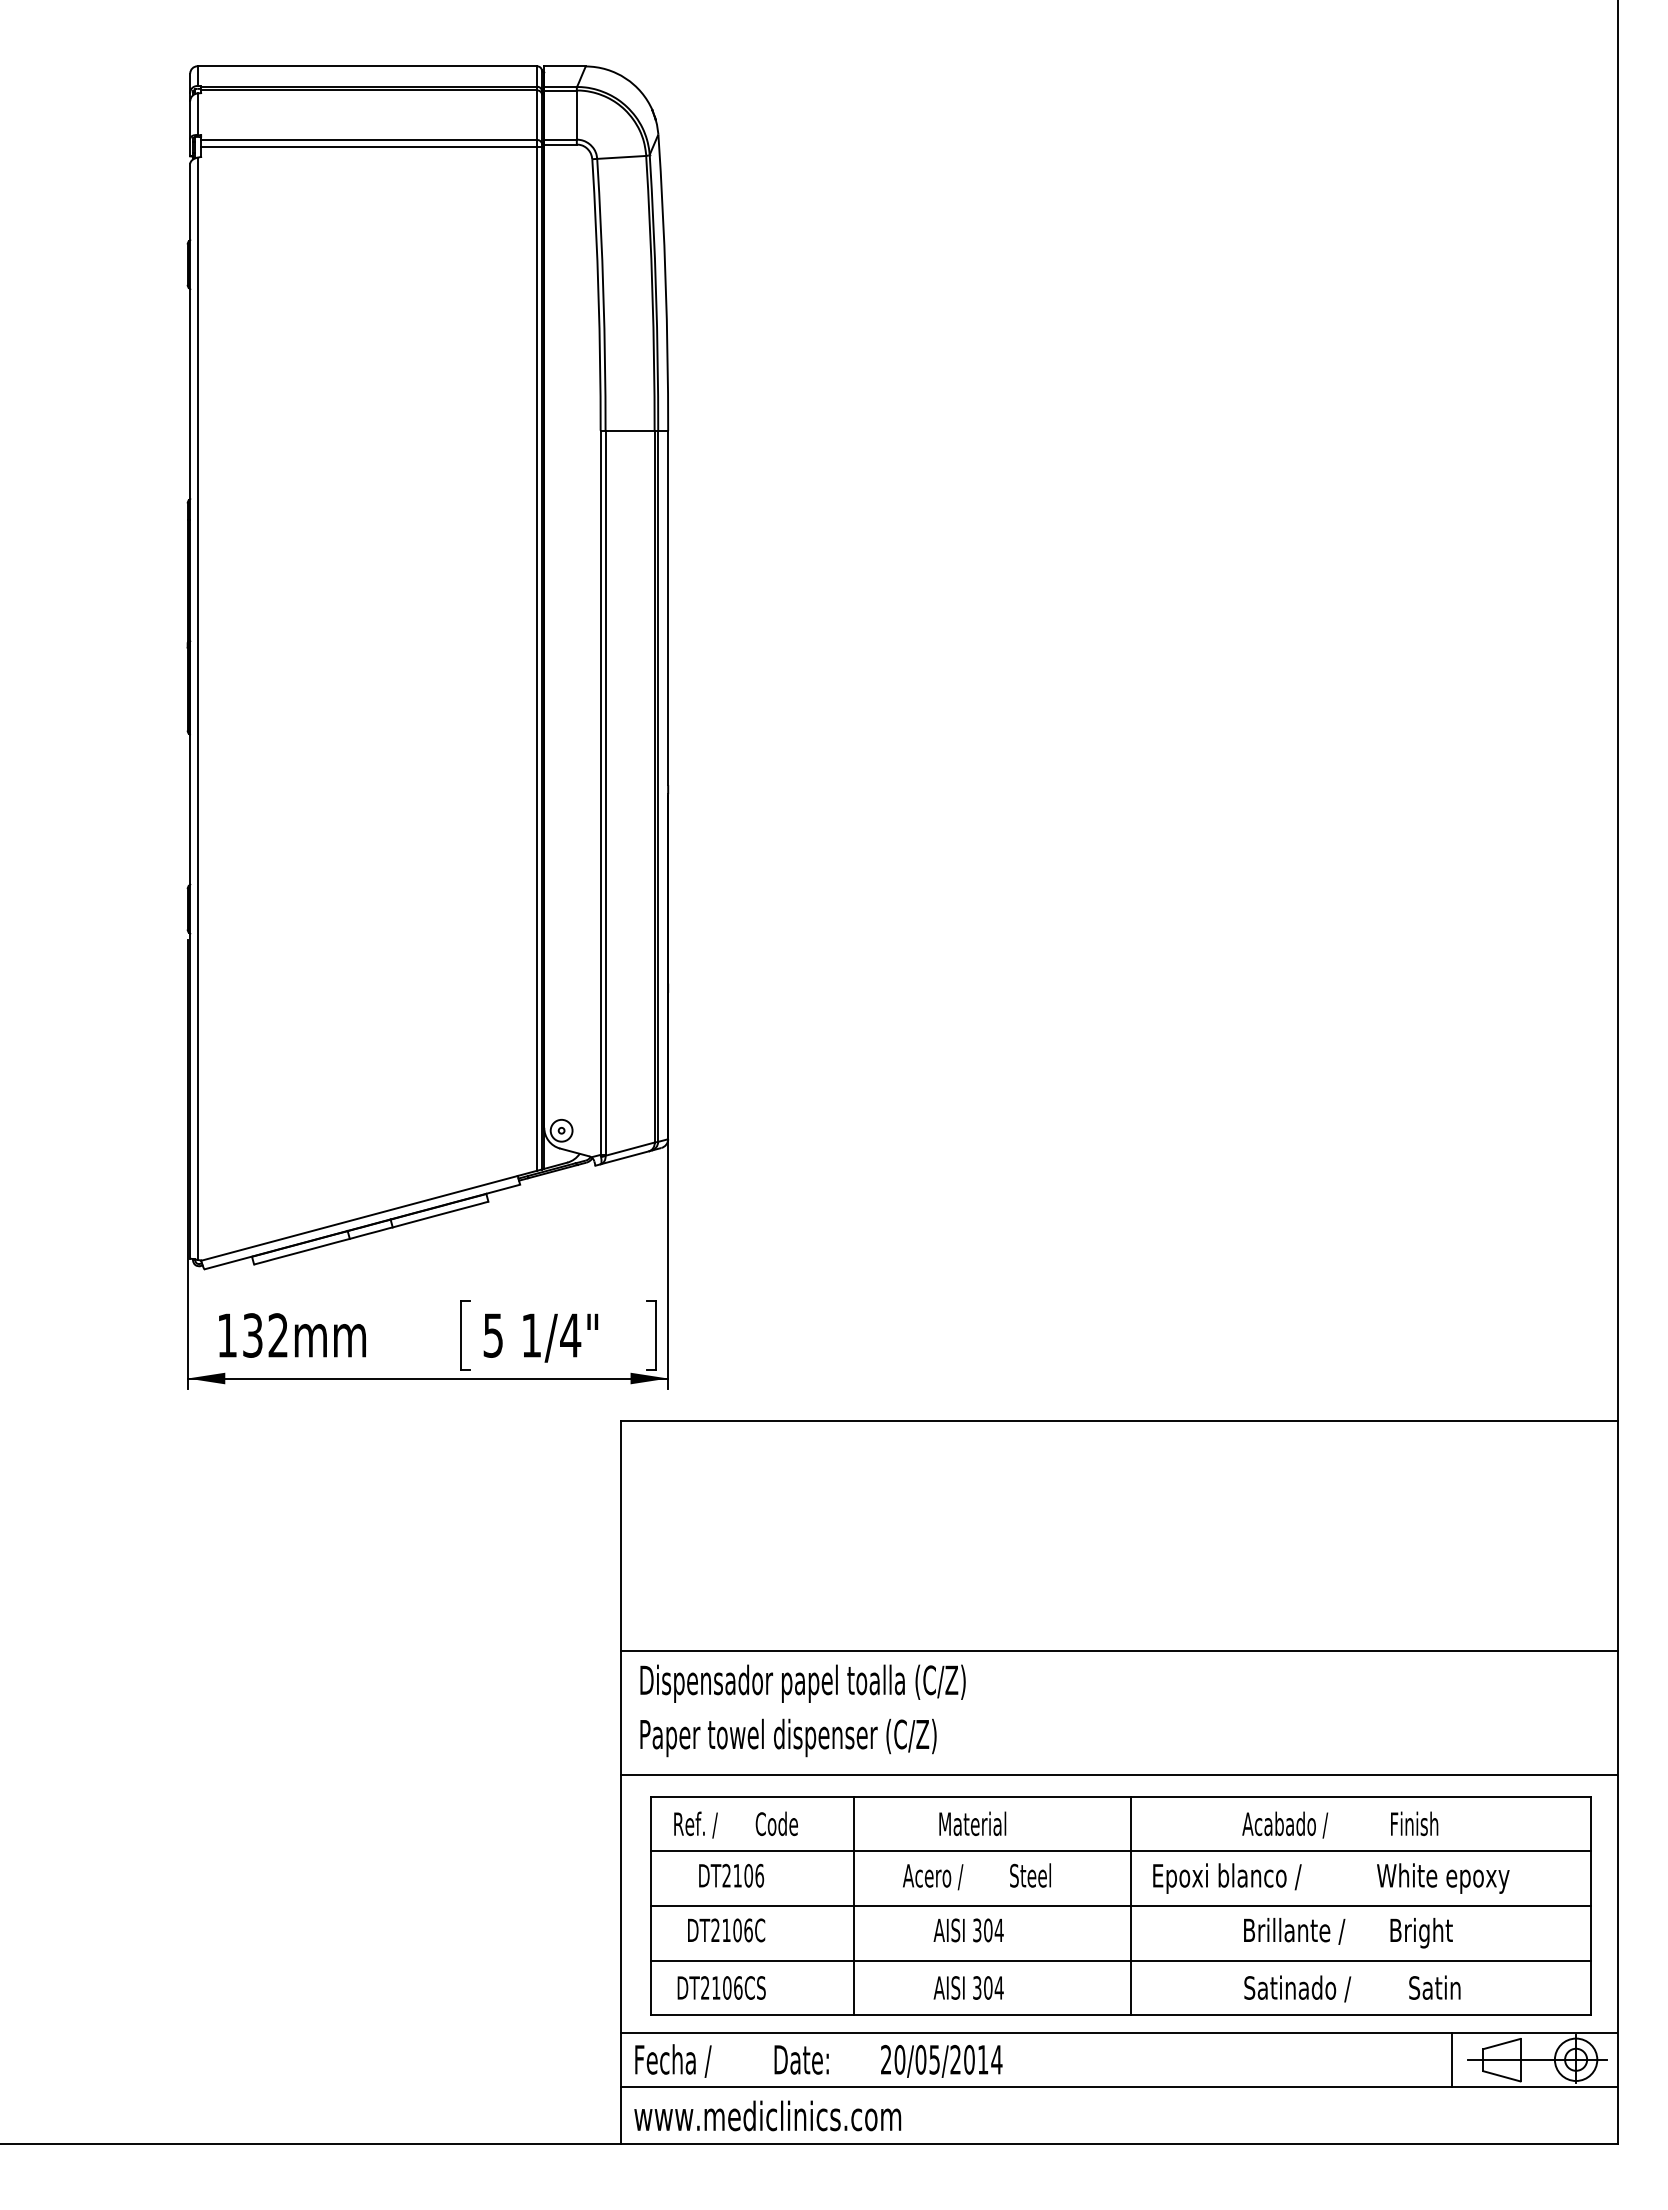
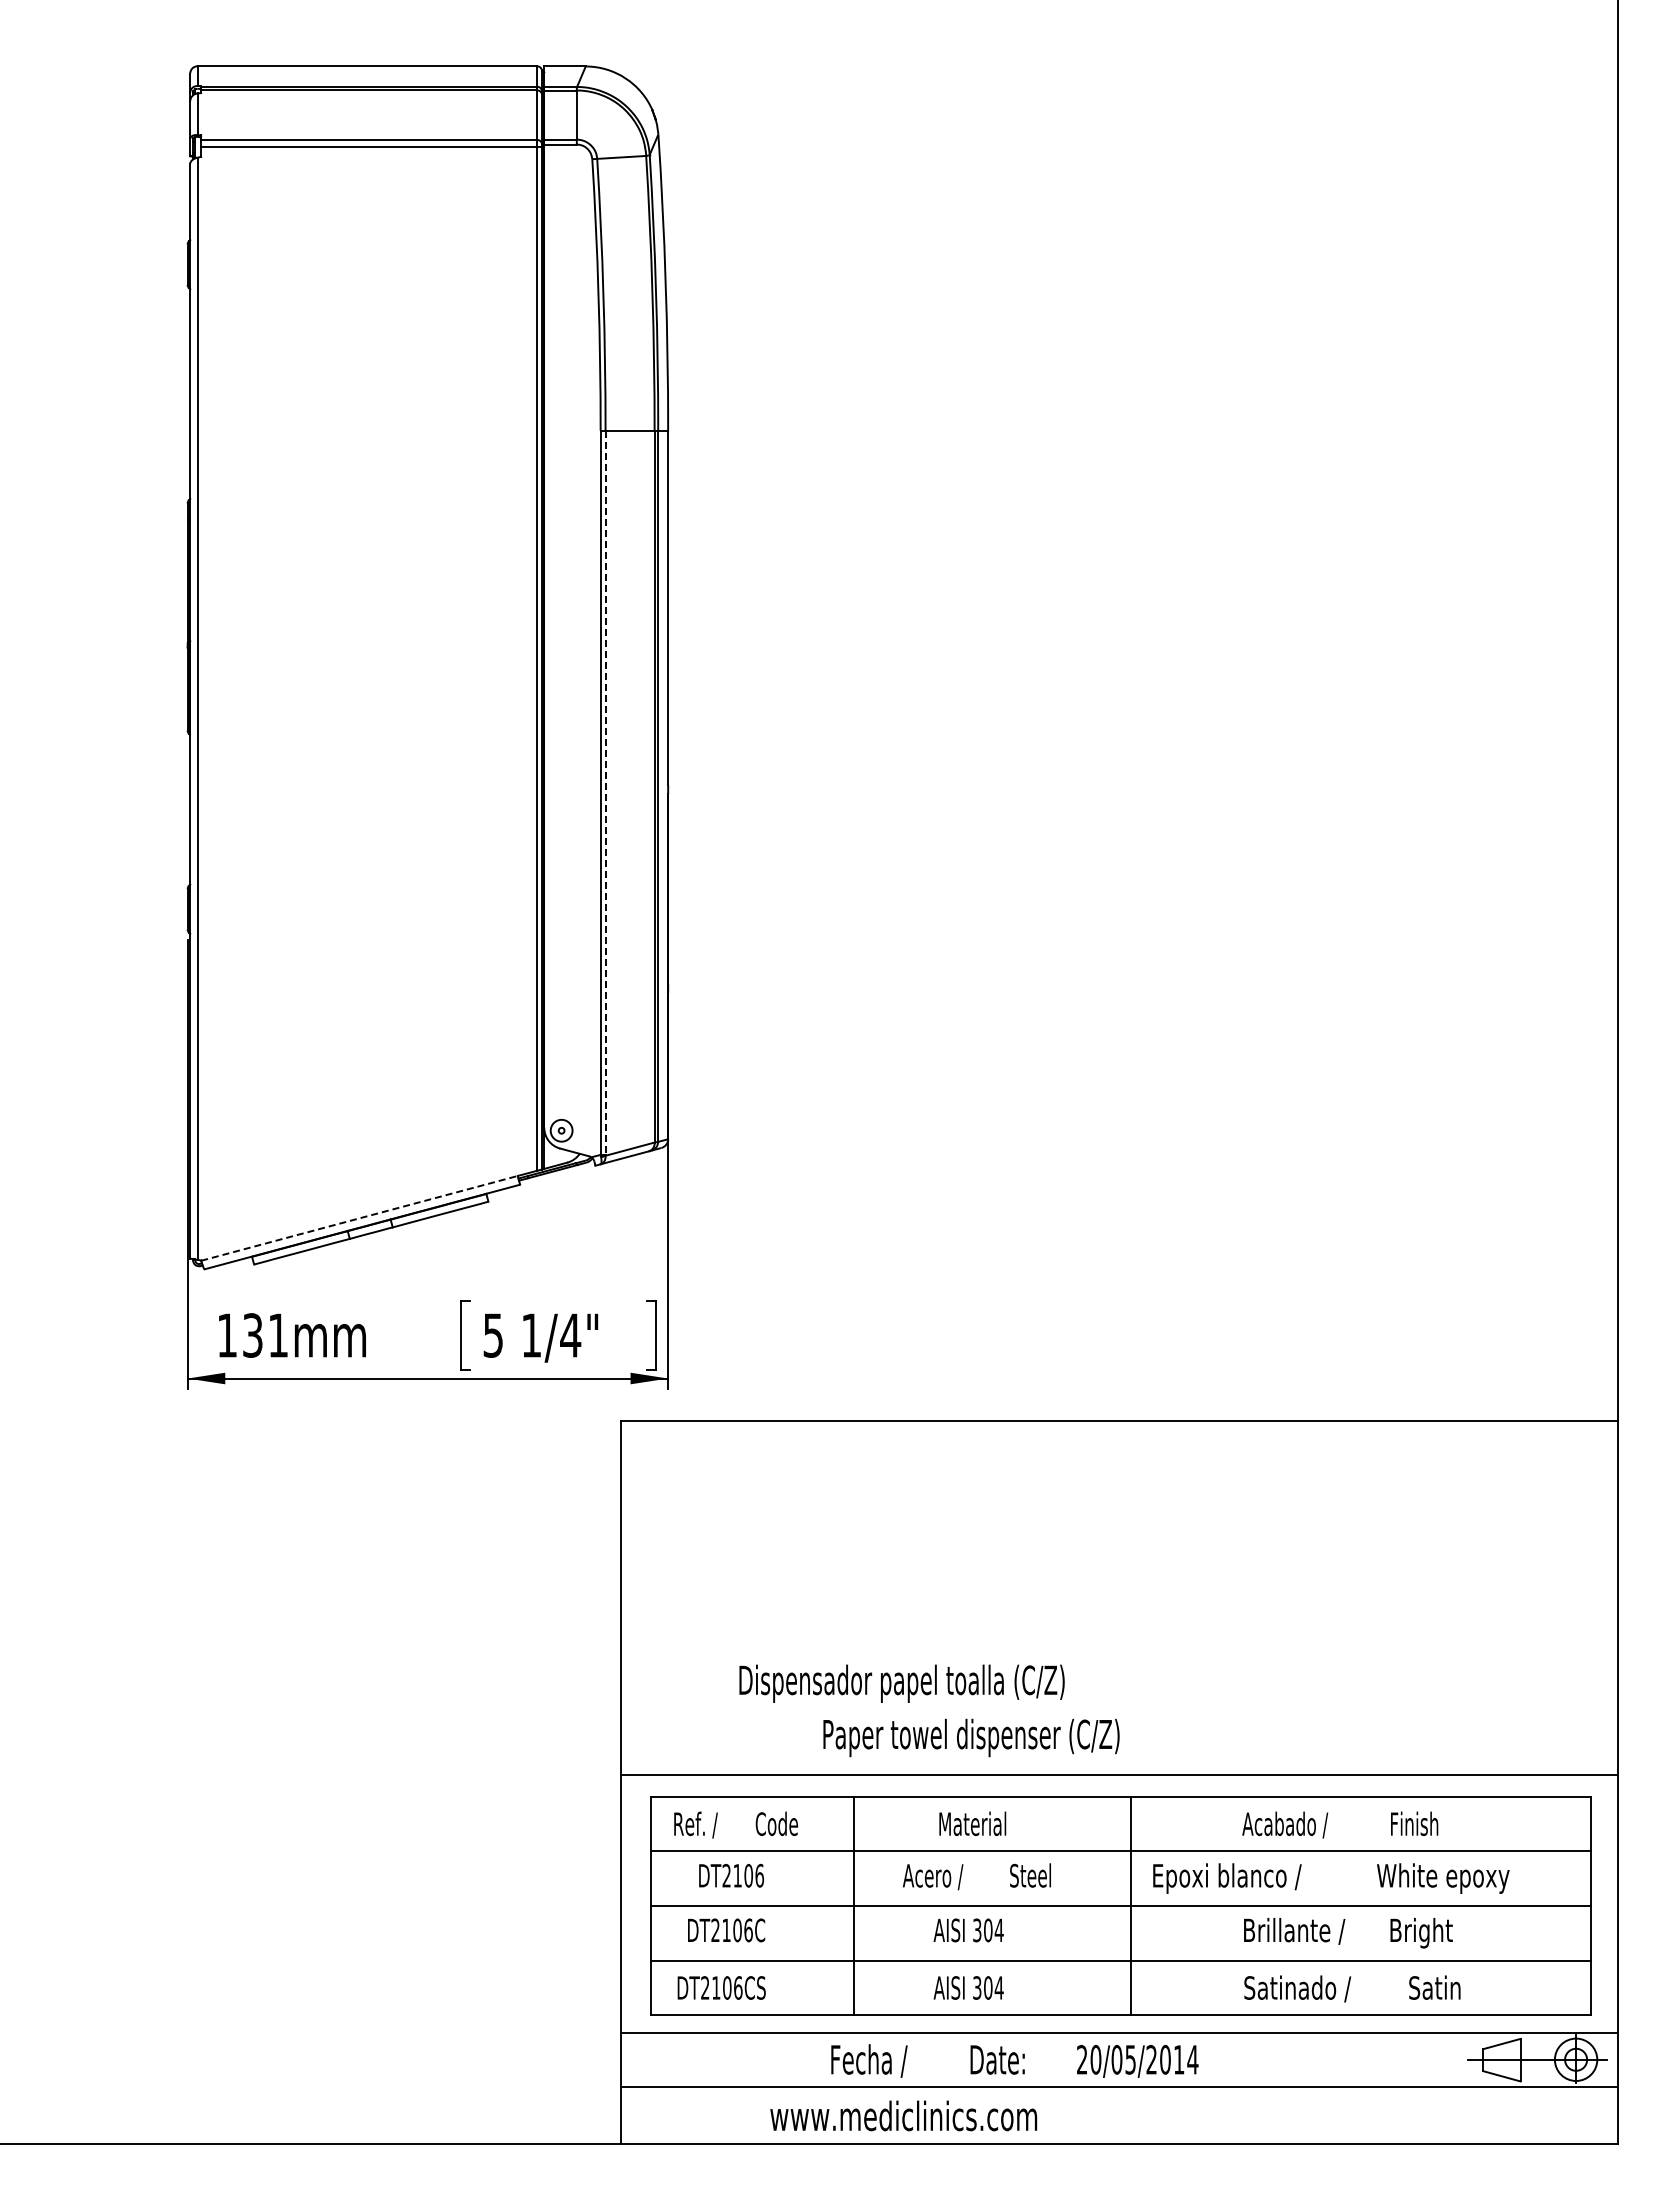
line: solid -> dashed (605, 793)
line: solid -> dashed (359, 1218)
text: 132mm -> 131mm (277, 1335)
line: present -> none (1118, 1650)
text position: (802, 1683) -> (901, 1683) (901, 1683)
text position: (788, 1737) -> (971, 1737) (971, 1737)
line: present -> none (1451, 2059)
text position: (818, 2060) -> (1014, 2060) (1014, 2060)
text position: (767, 2115) -> (903, 2115) (903, 2115)
